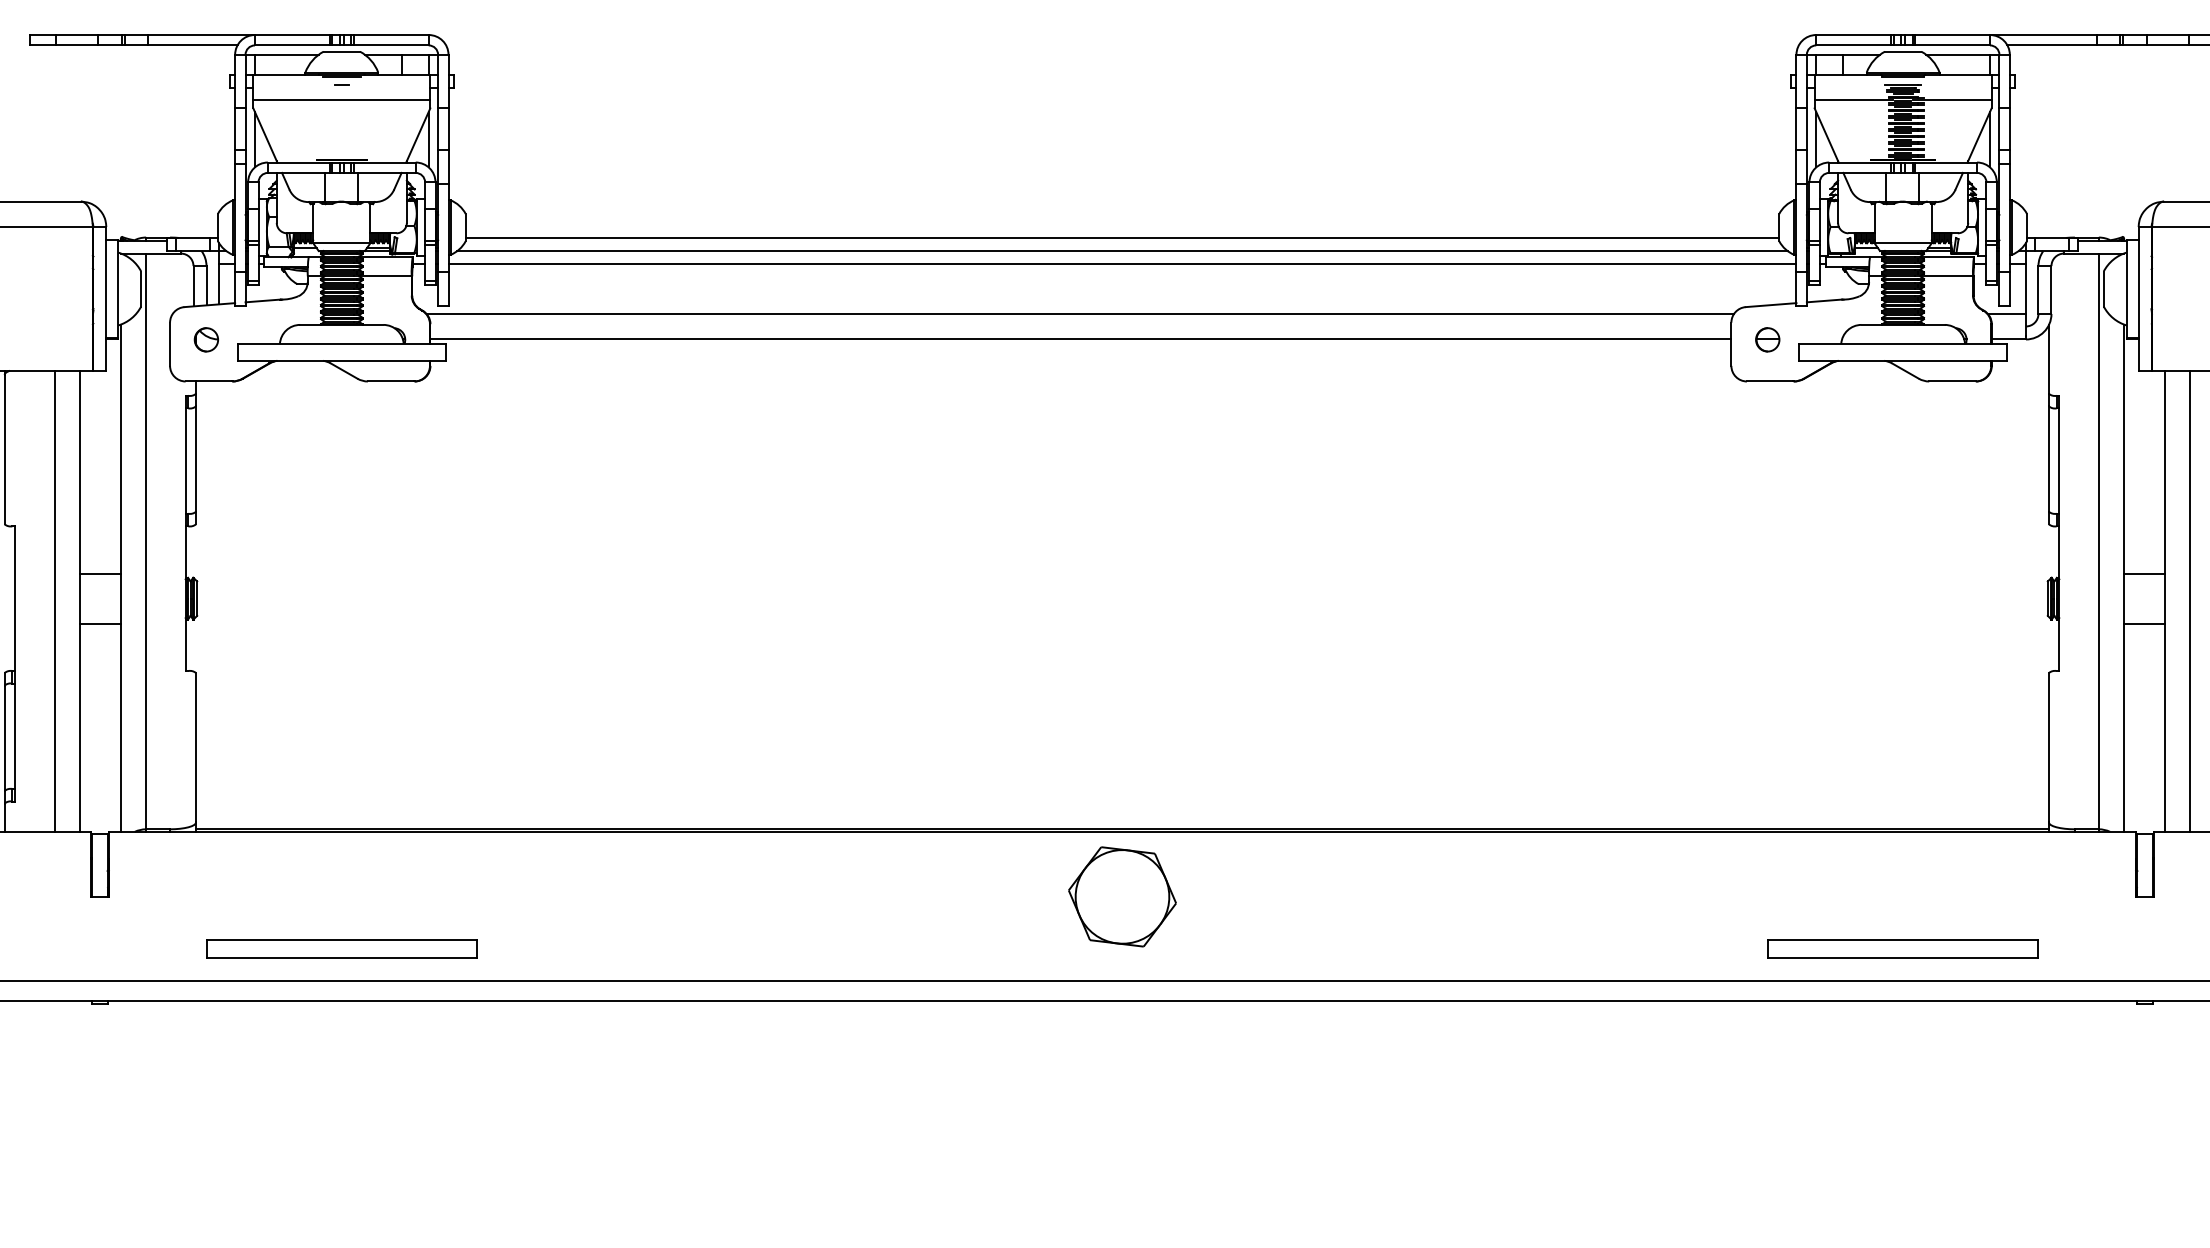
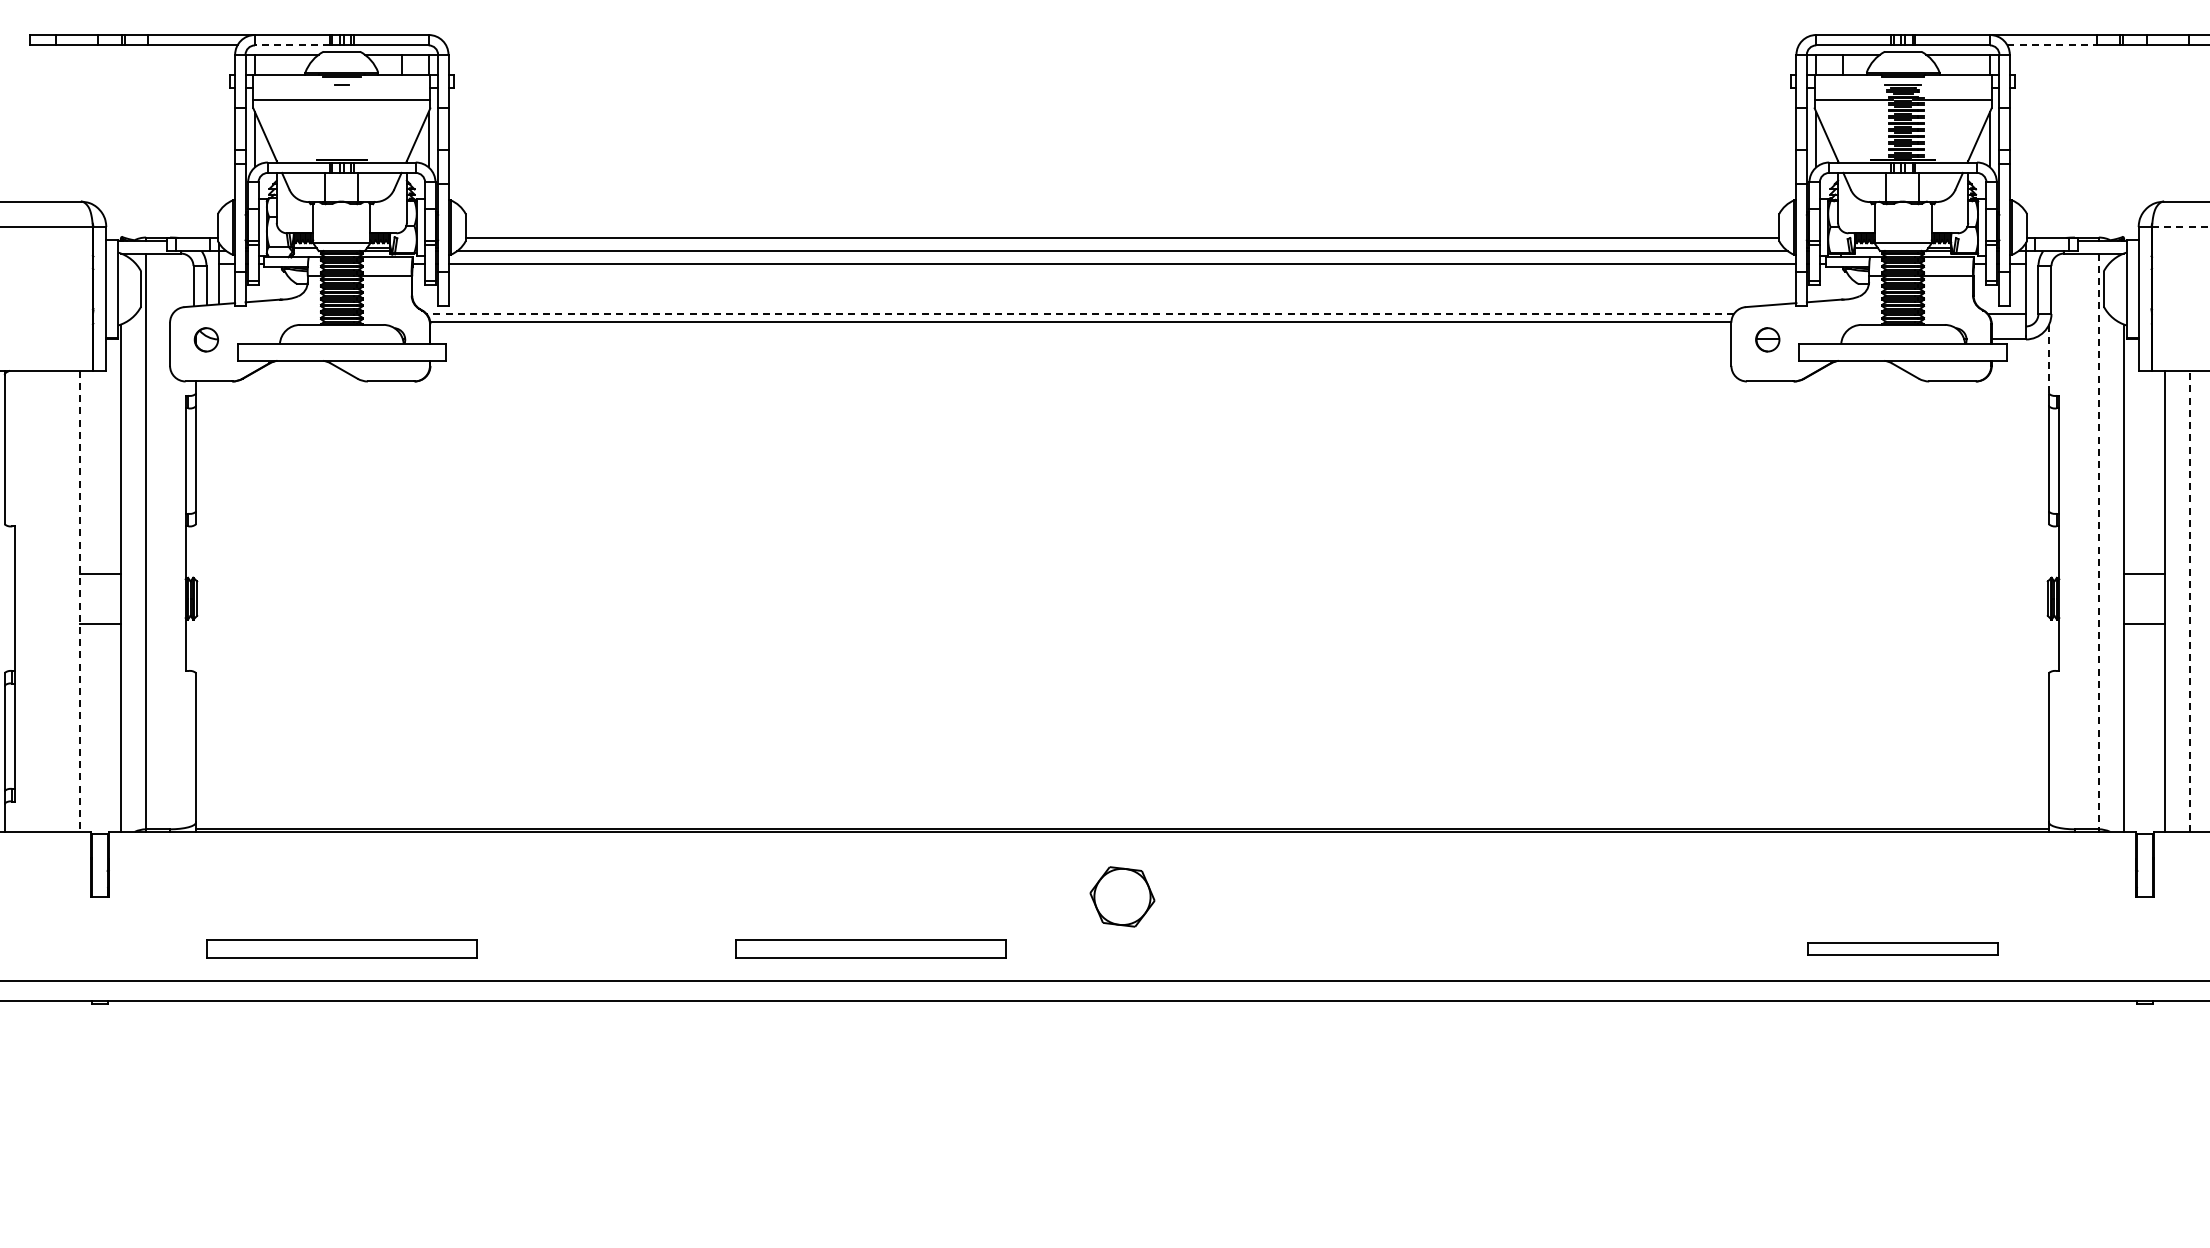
line: solid -> dashed (292, 45)
line: solid -> dashed (2052, 45)
line: solid -> dashed (2180, 227)
line: solid -> dashed (1080, 313)
line position: (1080, 339) -> (1080, 322) (1080, 322)
line: solid -> dashed (2048, 359)
line: solid -> dashed (2098, 541)
line: present -> none (54, 600)
line: solid -> dashed (80, 601)
line: solid -> dashed (2190, 601)
part size: 109x102 px -> 67x62 px (1122, 896)
part: none -> present (870, 948)
part size: 272x20 px -> 192x14 px (1902, 948)
